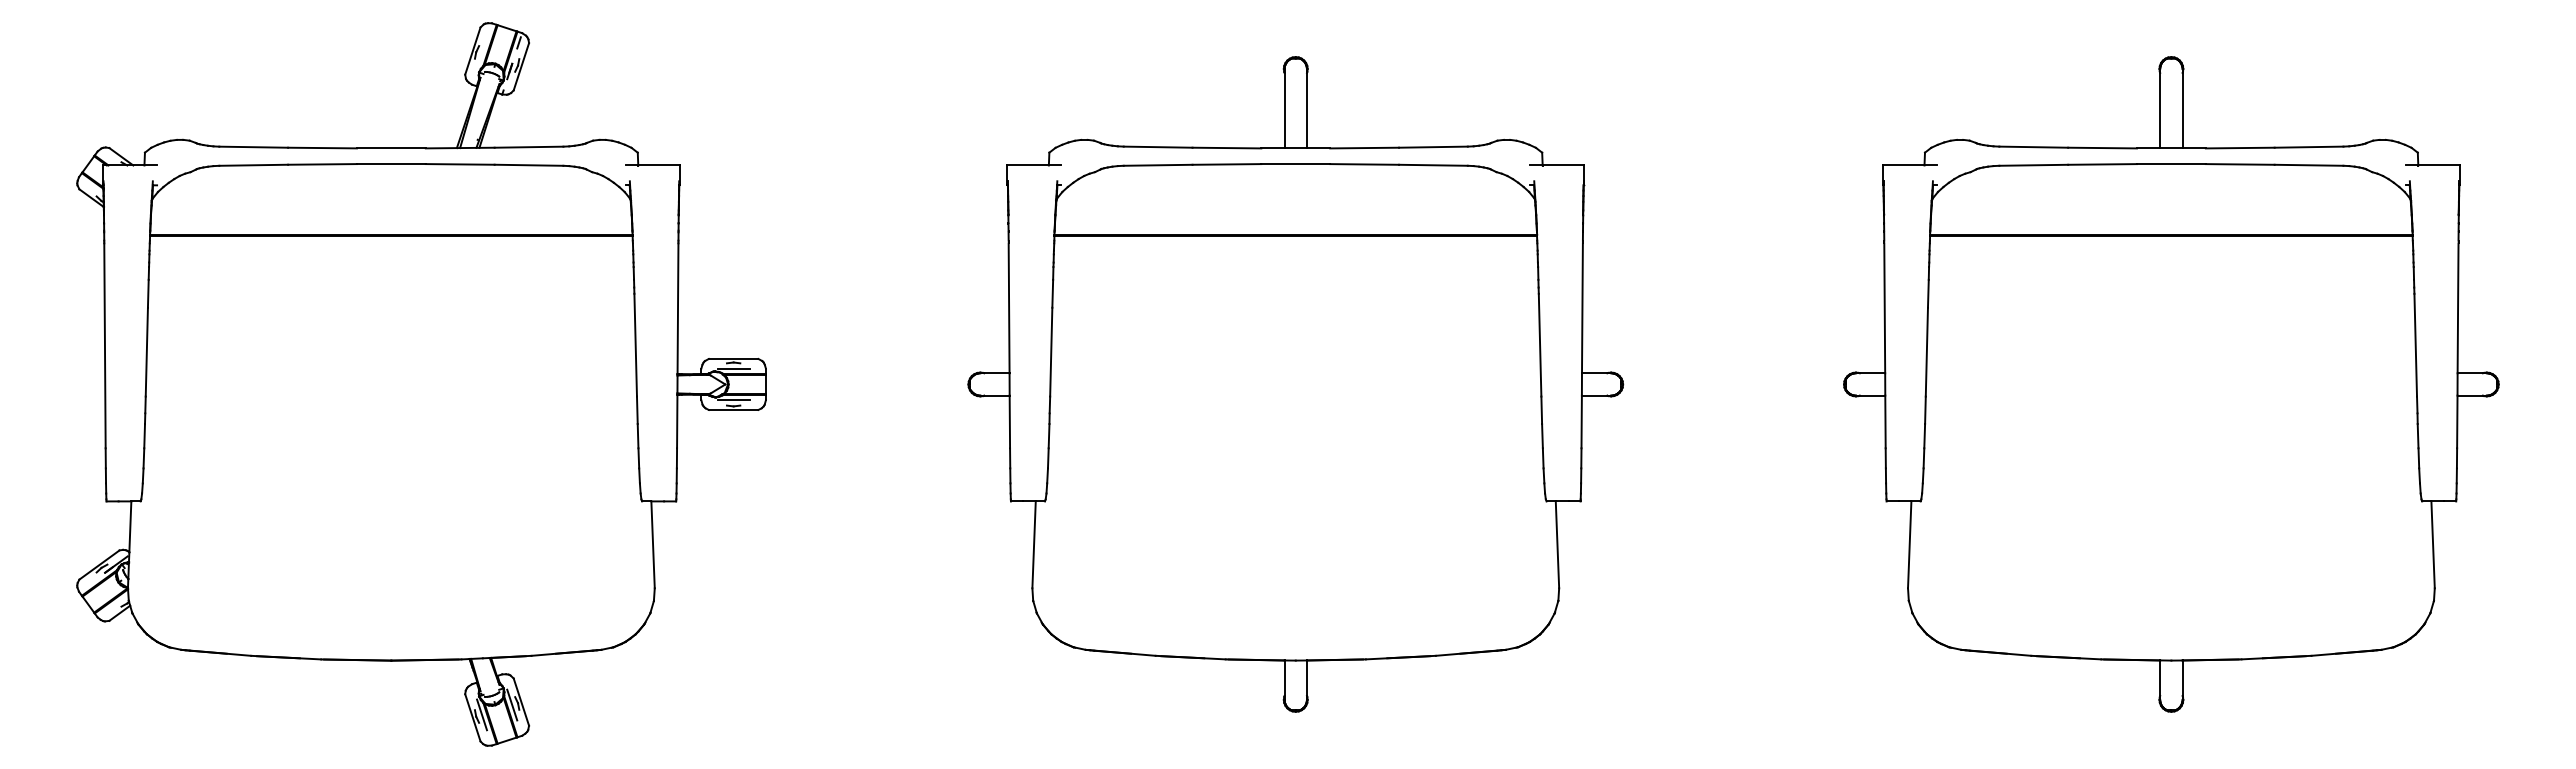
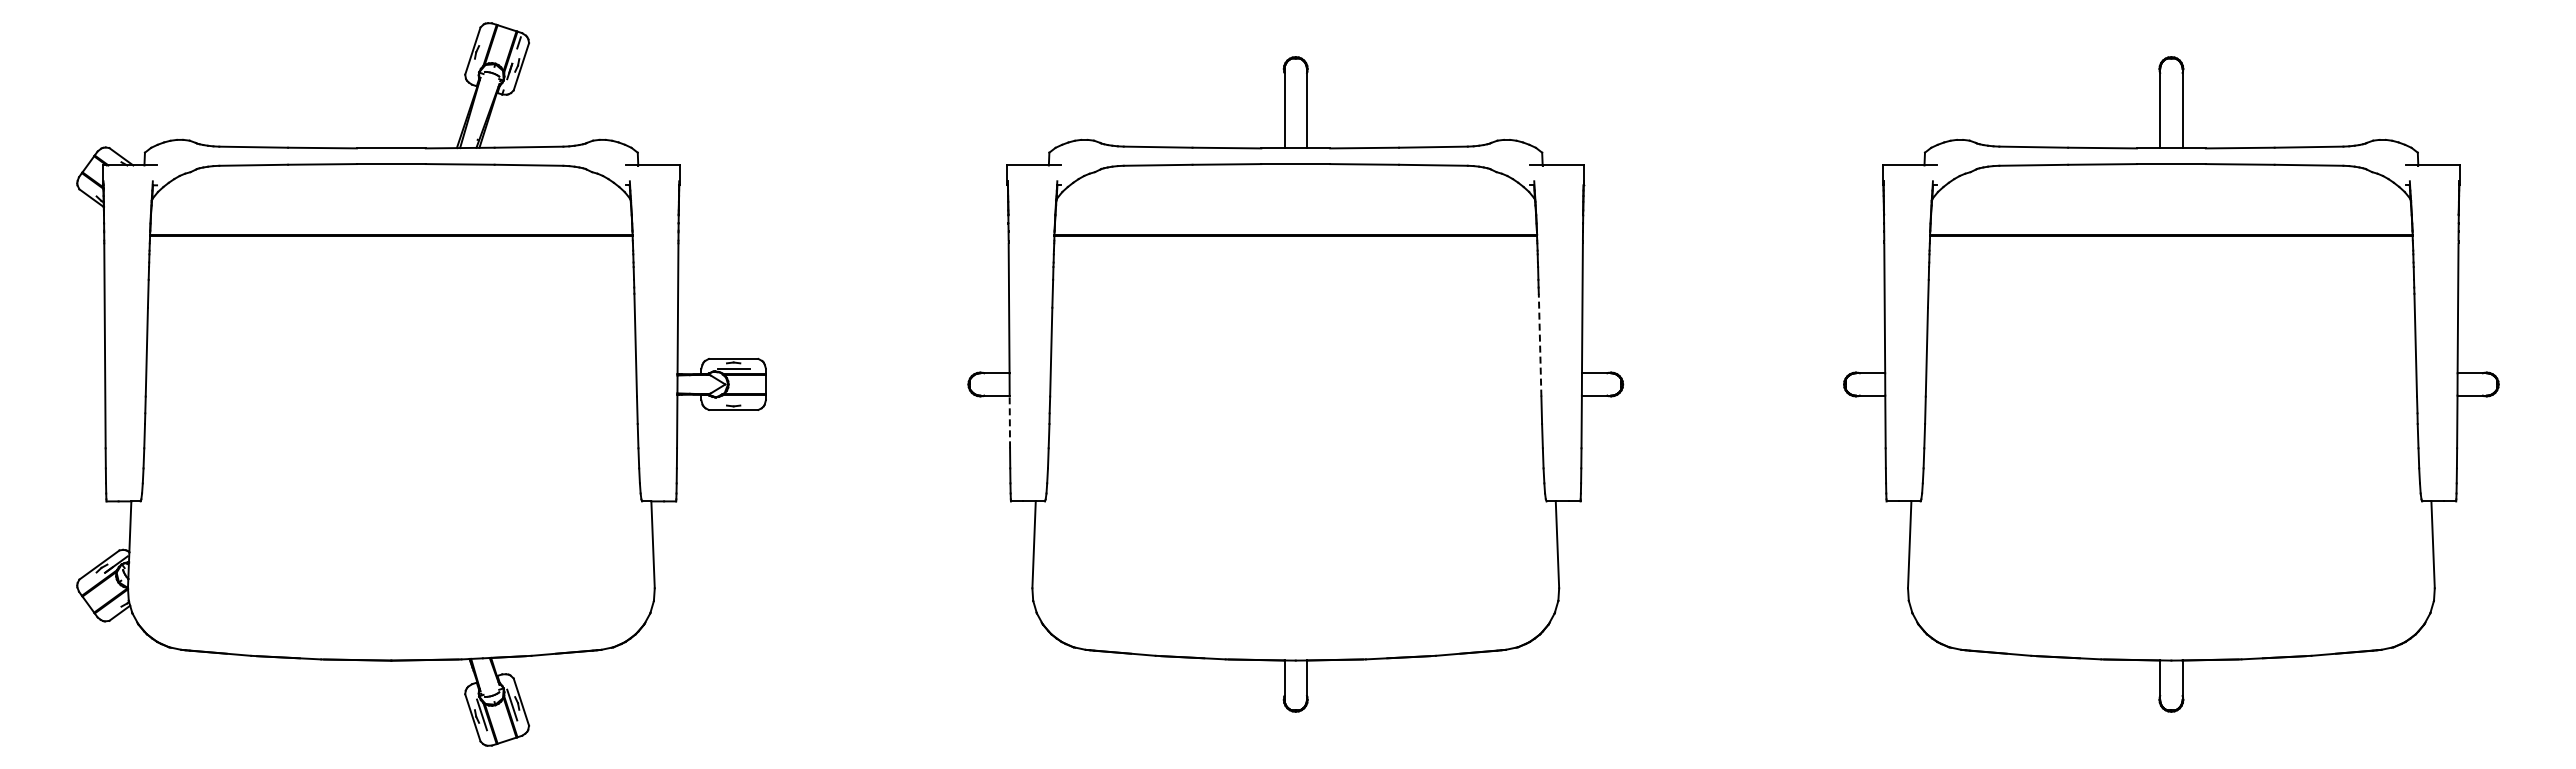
line: solid -> dashed (1540, 344)
line: present -> none (733, 400)
line: solid -> dashed (1009, 421)
